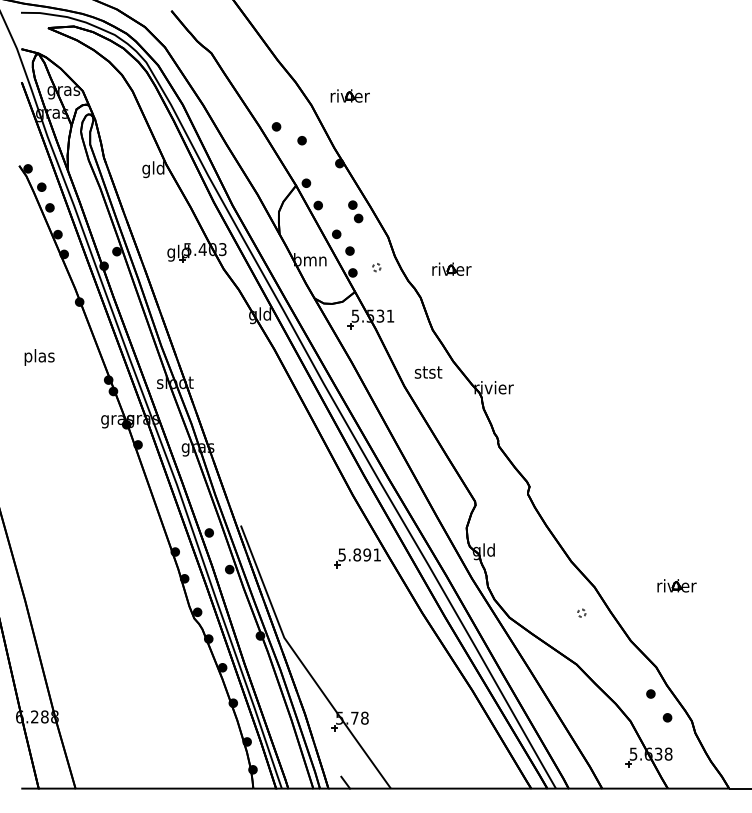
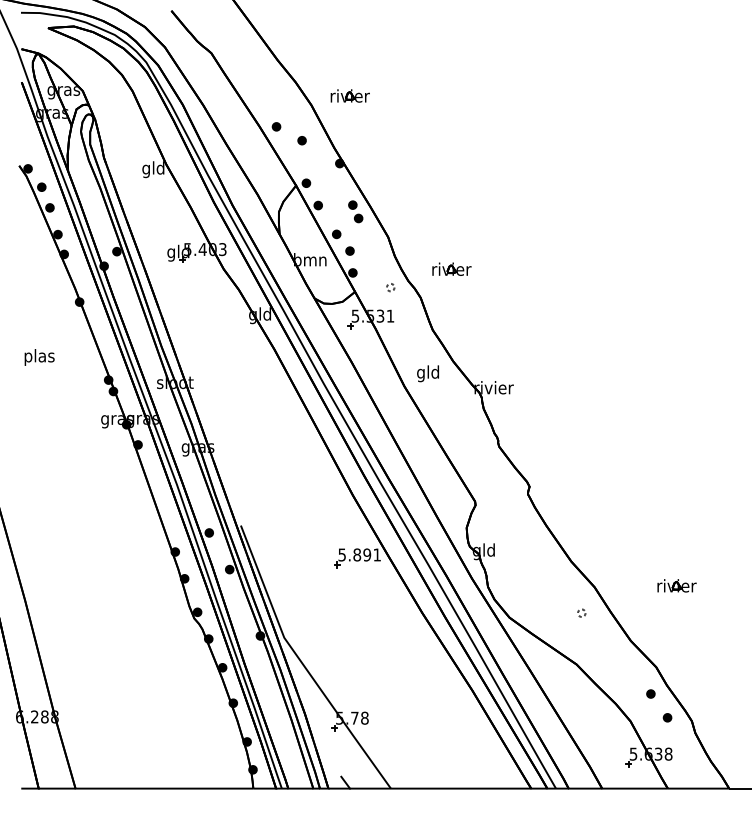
part position: (376, 267) -> (390, 287) (390, 287)
text: stst -> gld (428, 373)
